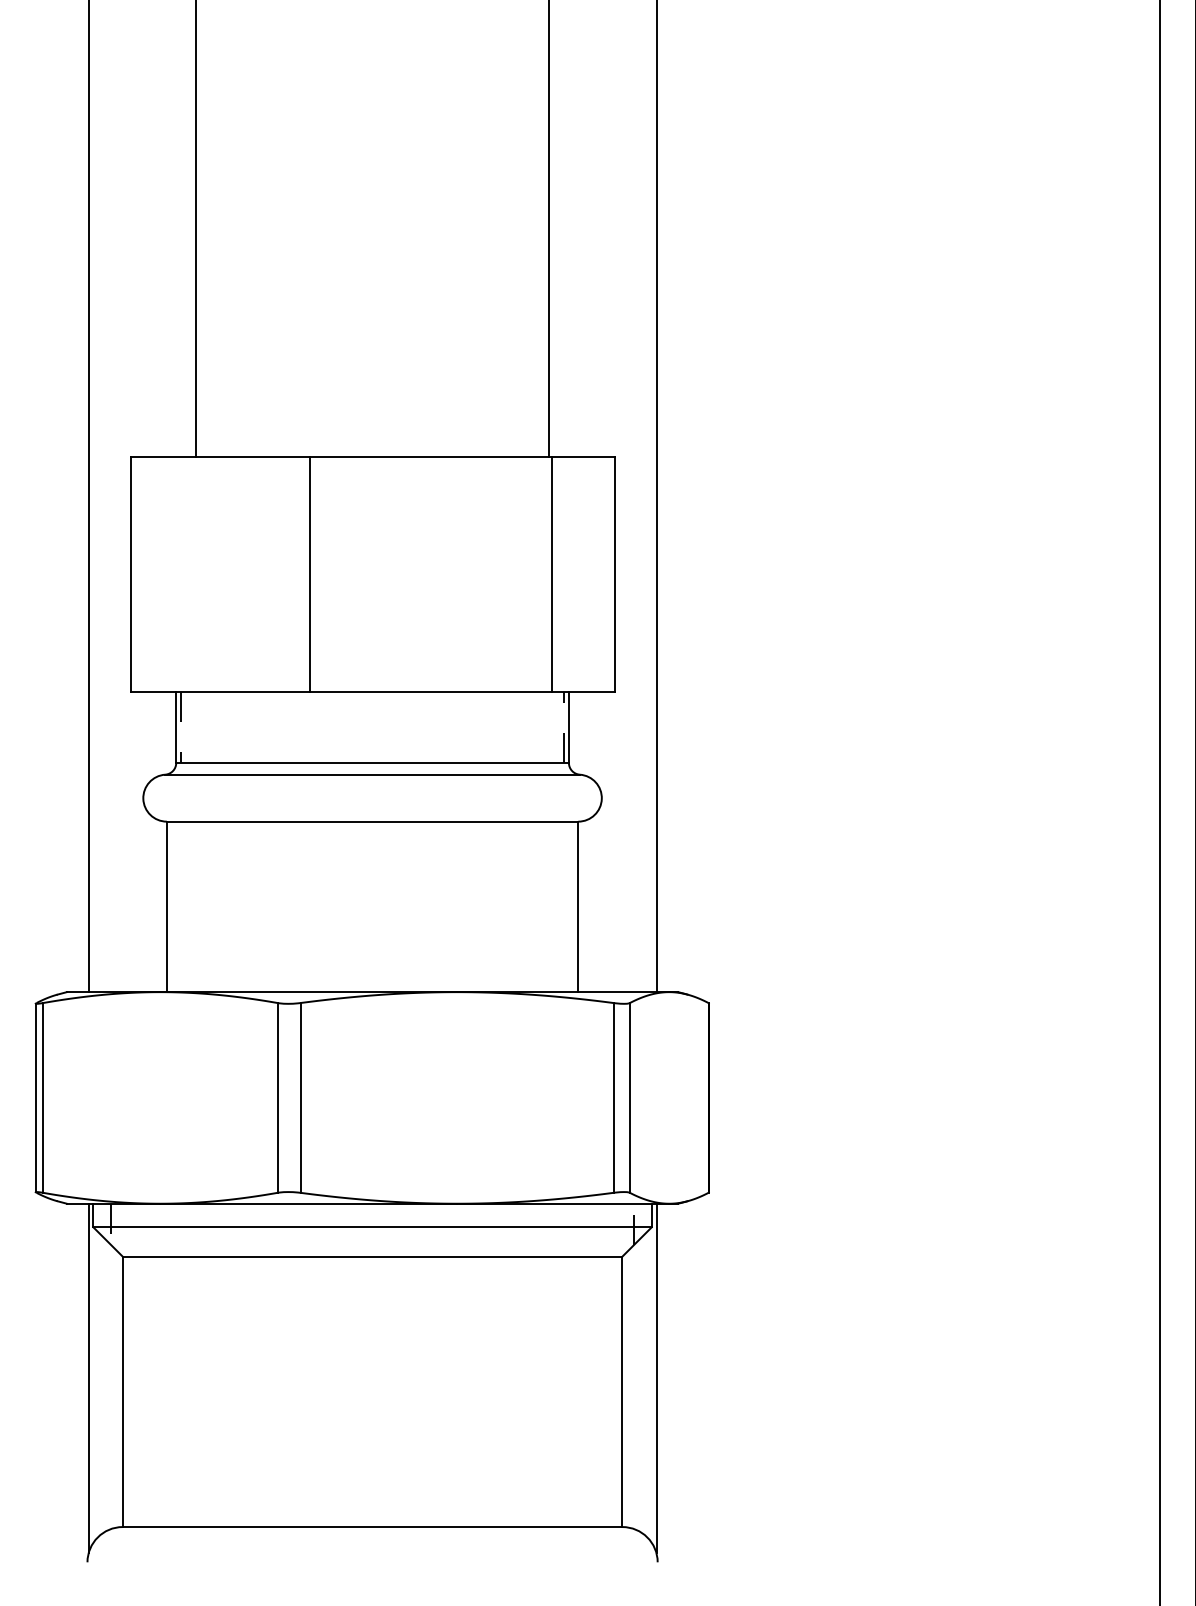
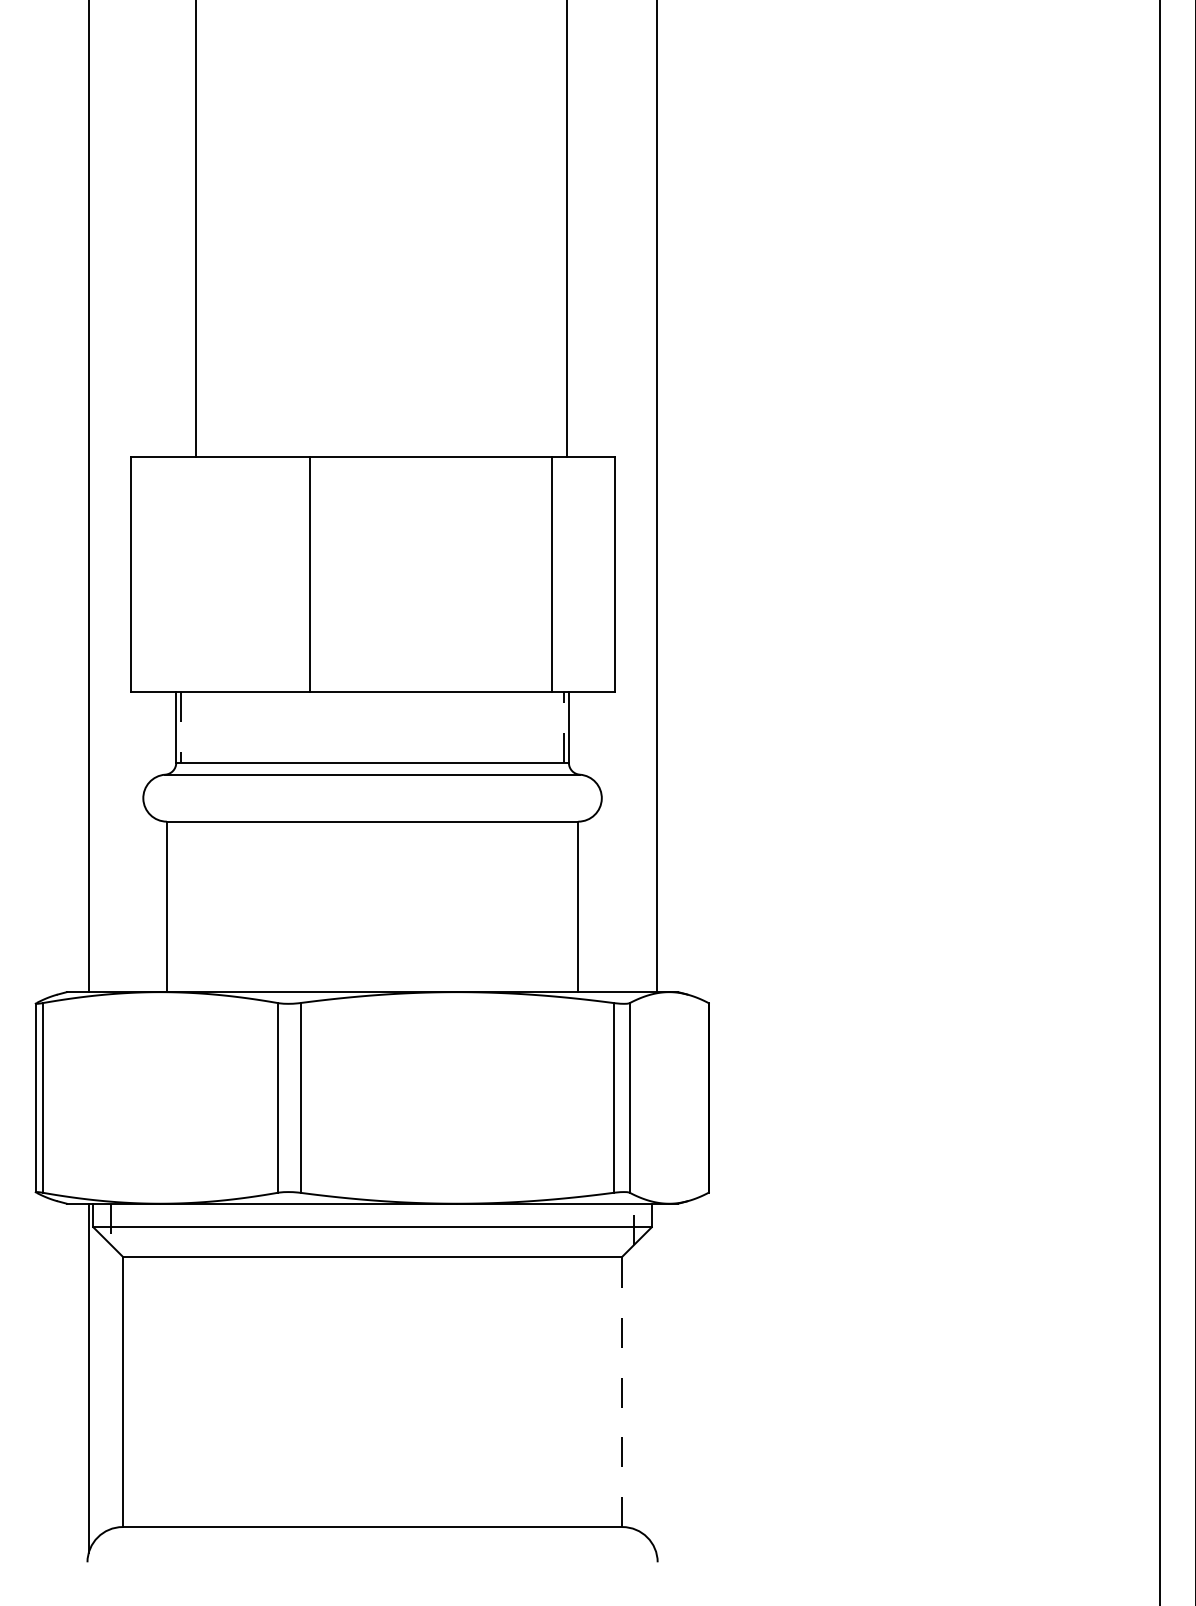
line position: (548, 229) -> (566, 229) (566, 229)
line: present -> none (656, 1378)
line: solid -> dashed (622, 1391)
